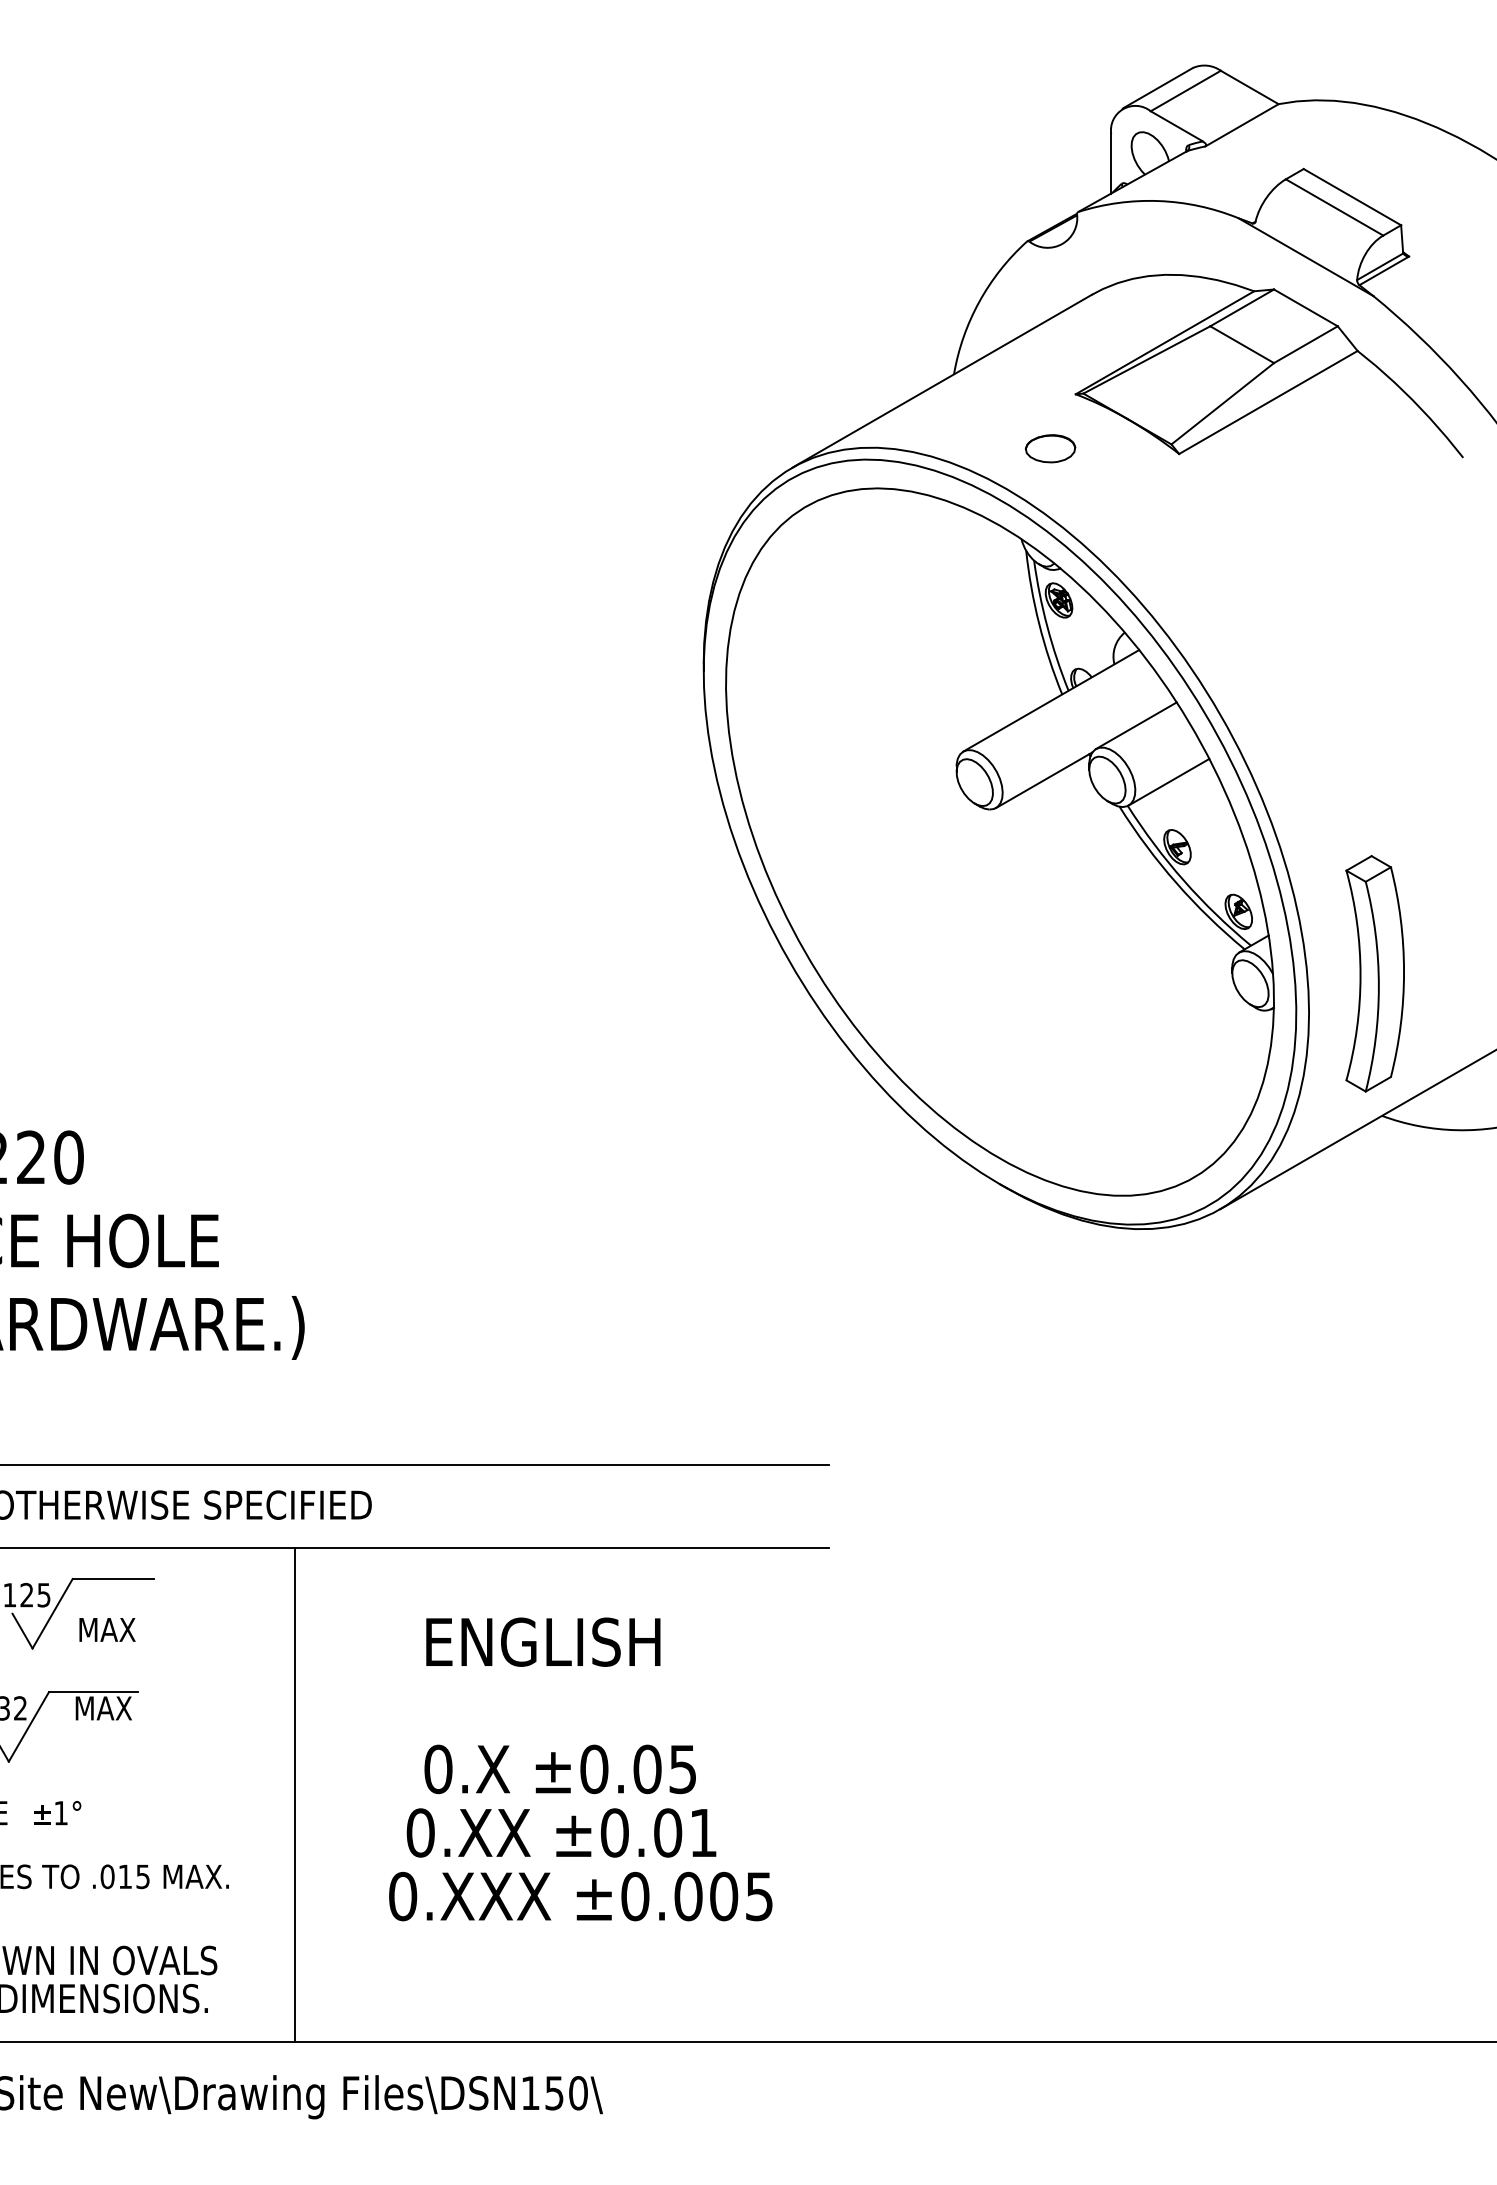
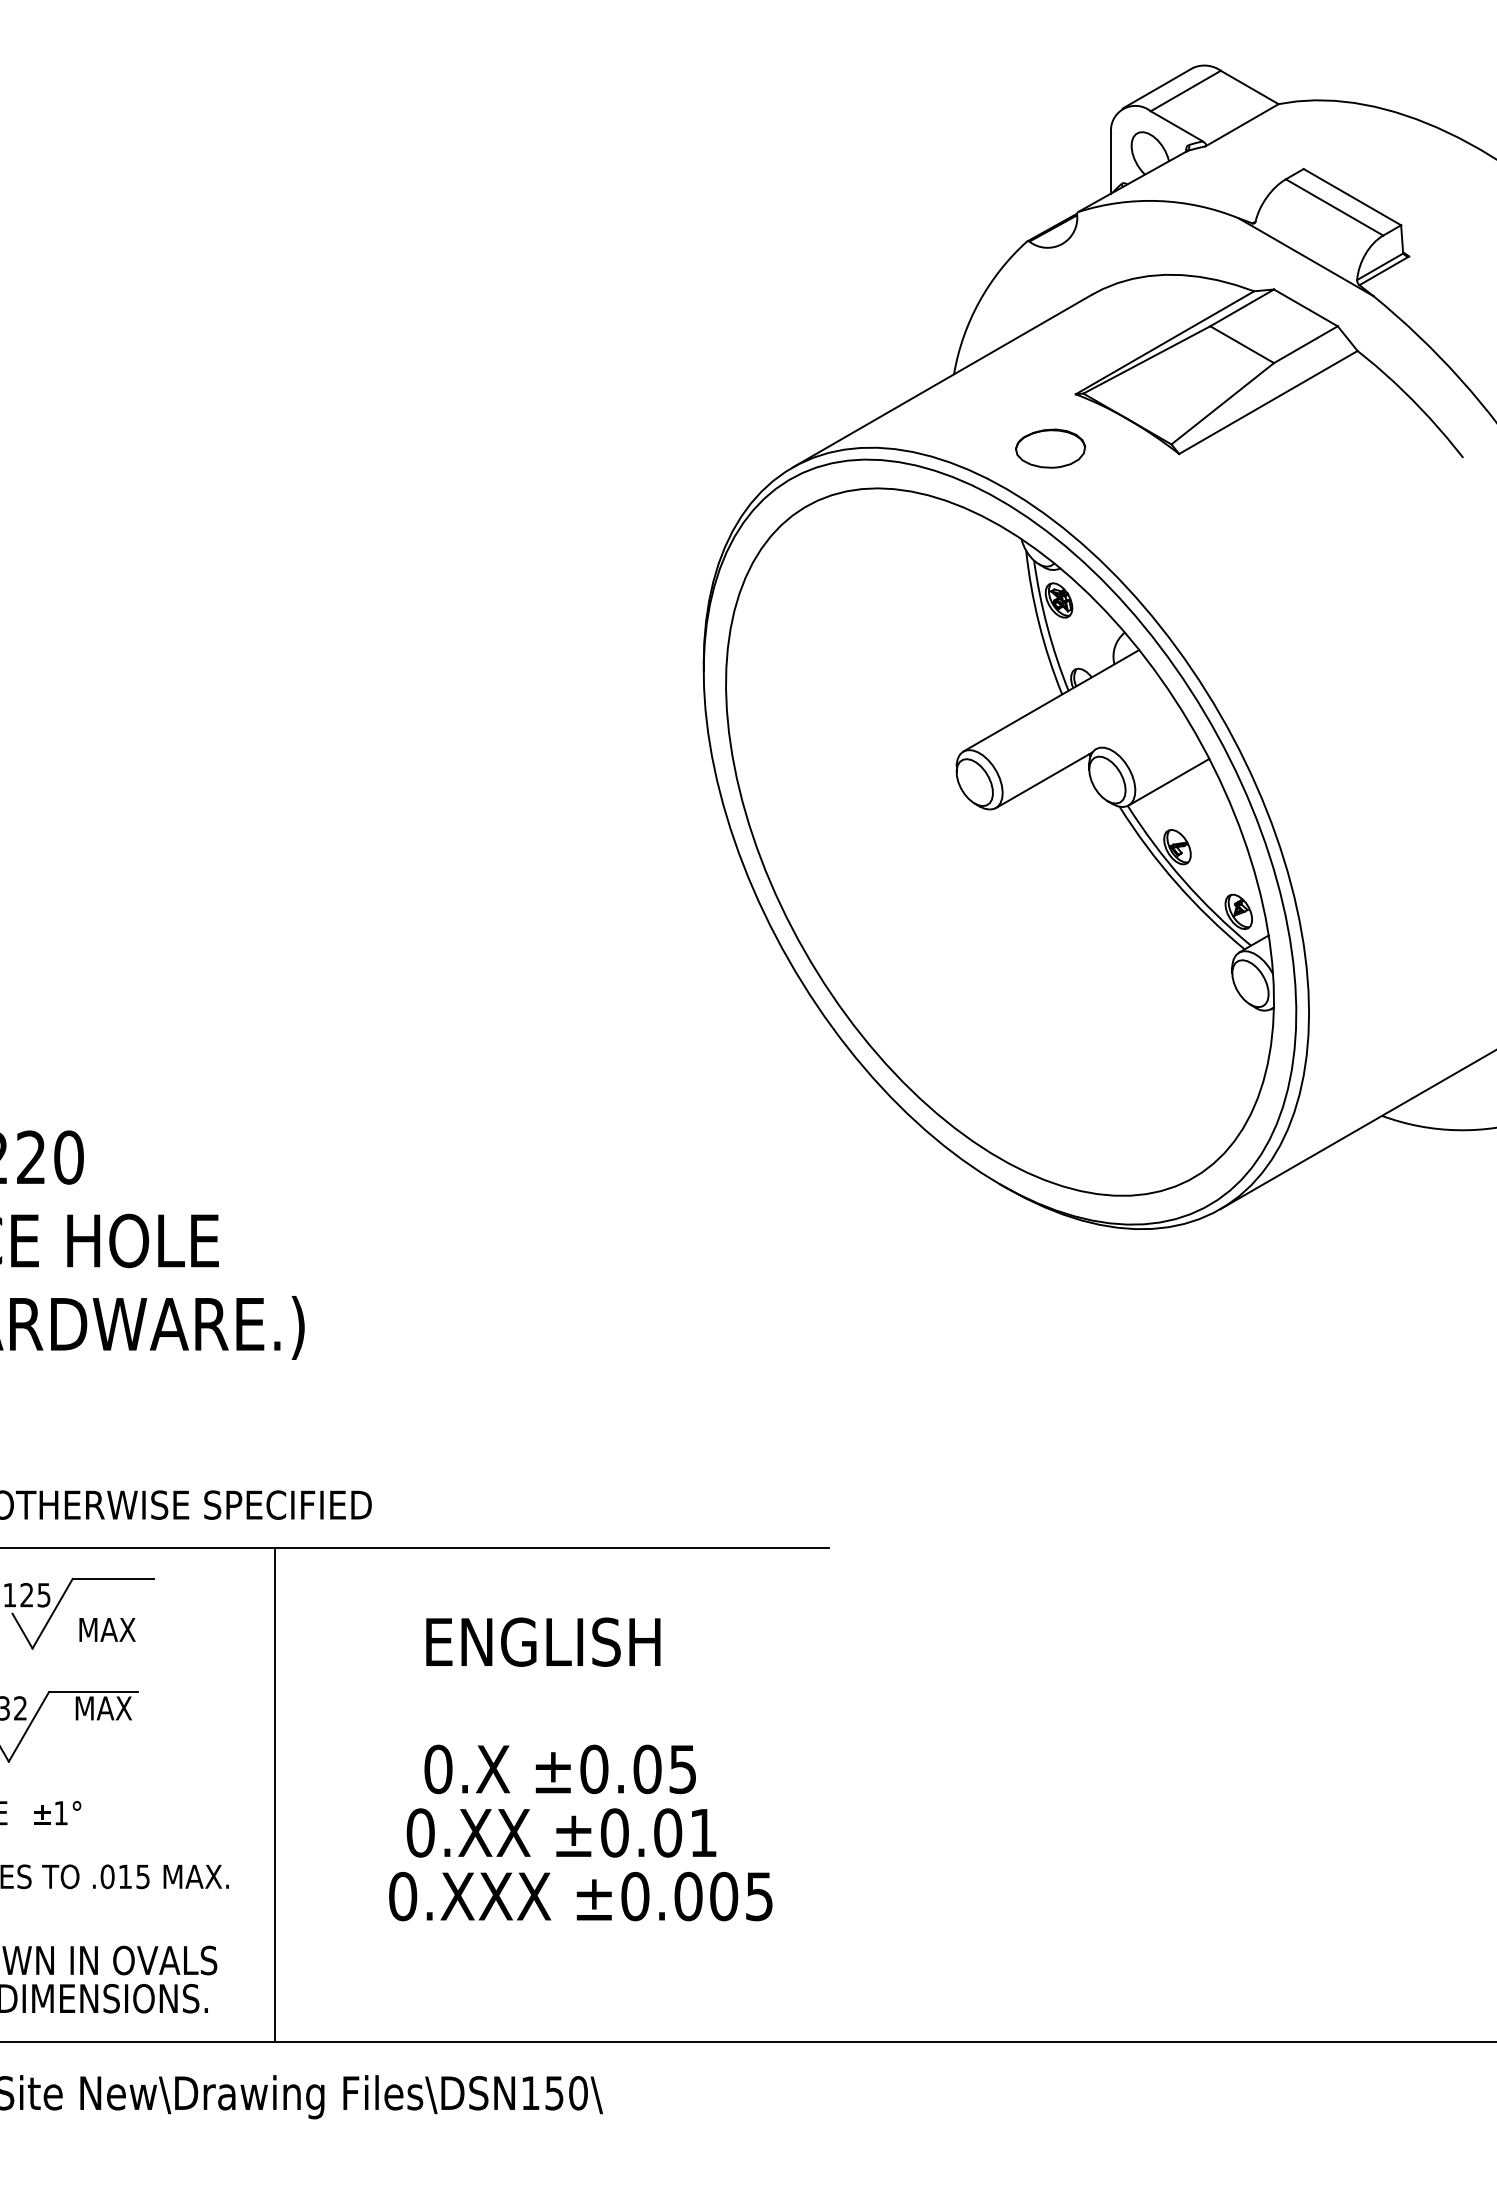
part size: 53x30 px -> 72x41 px (1050, 448)
line: present -> none (1136, 725)
part: present -> none (1374, 973)
line: present -> none (415, 1465)
line position: (294, 1794) -> (274, 1794) (274, 1794)
